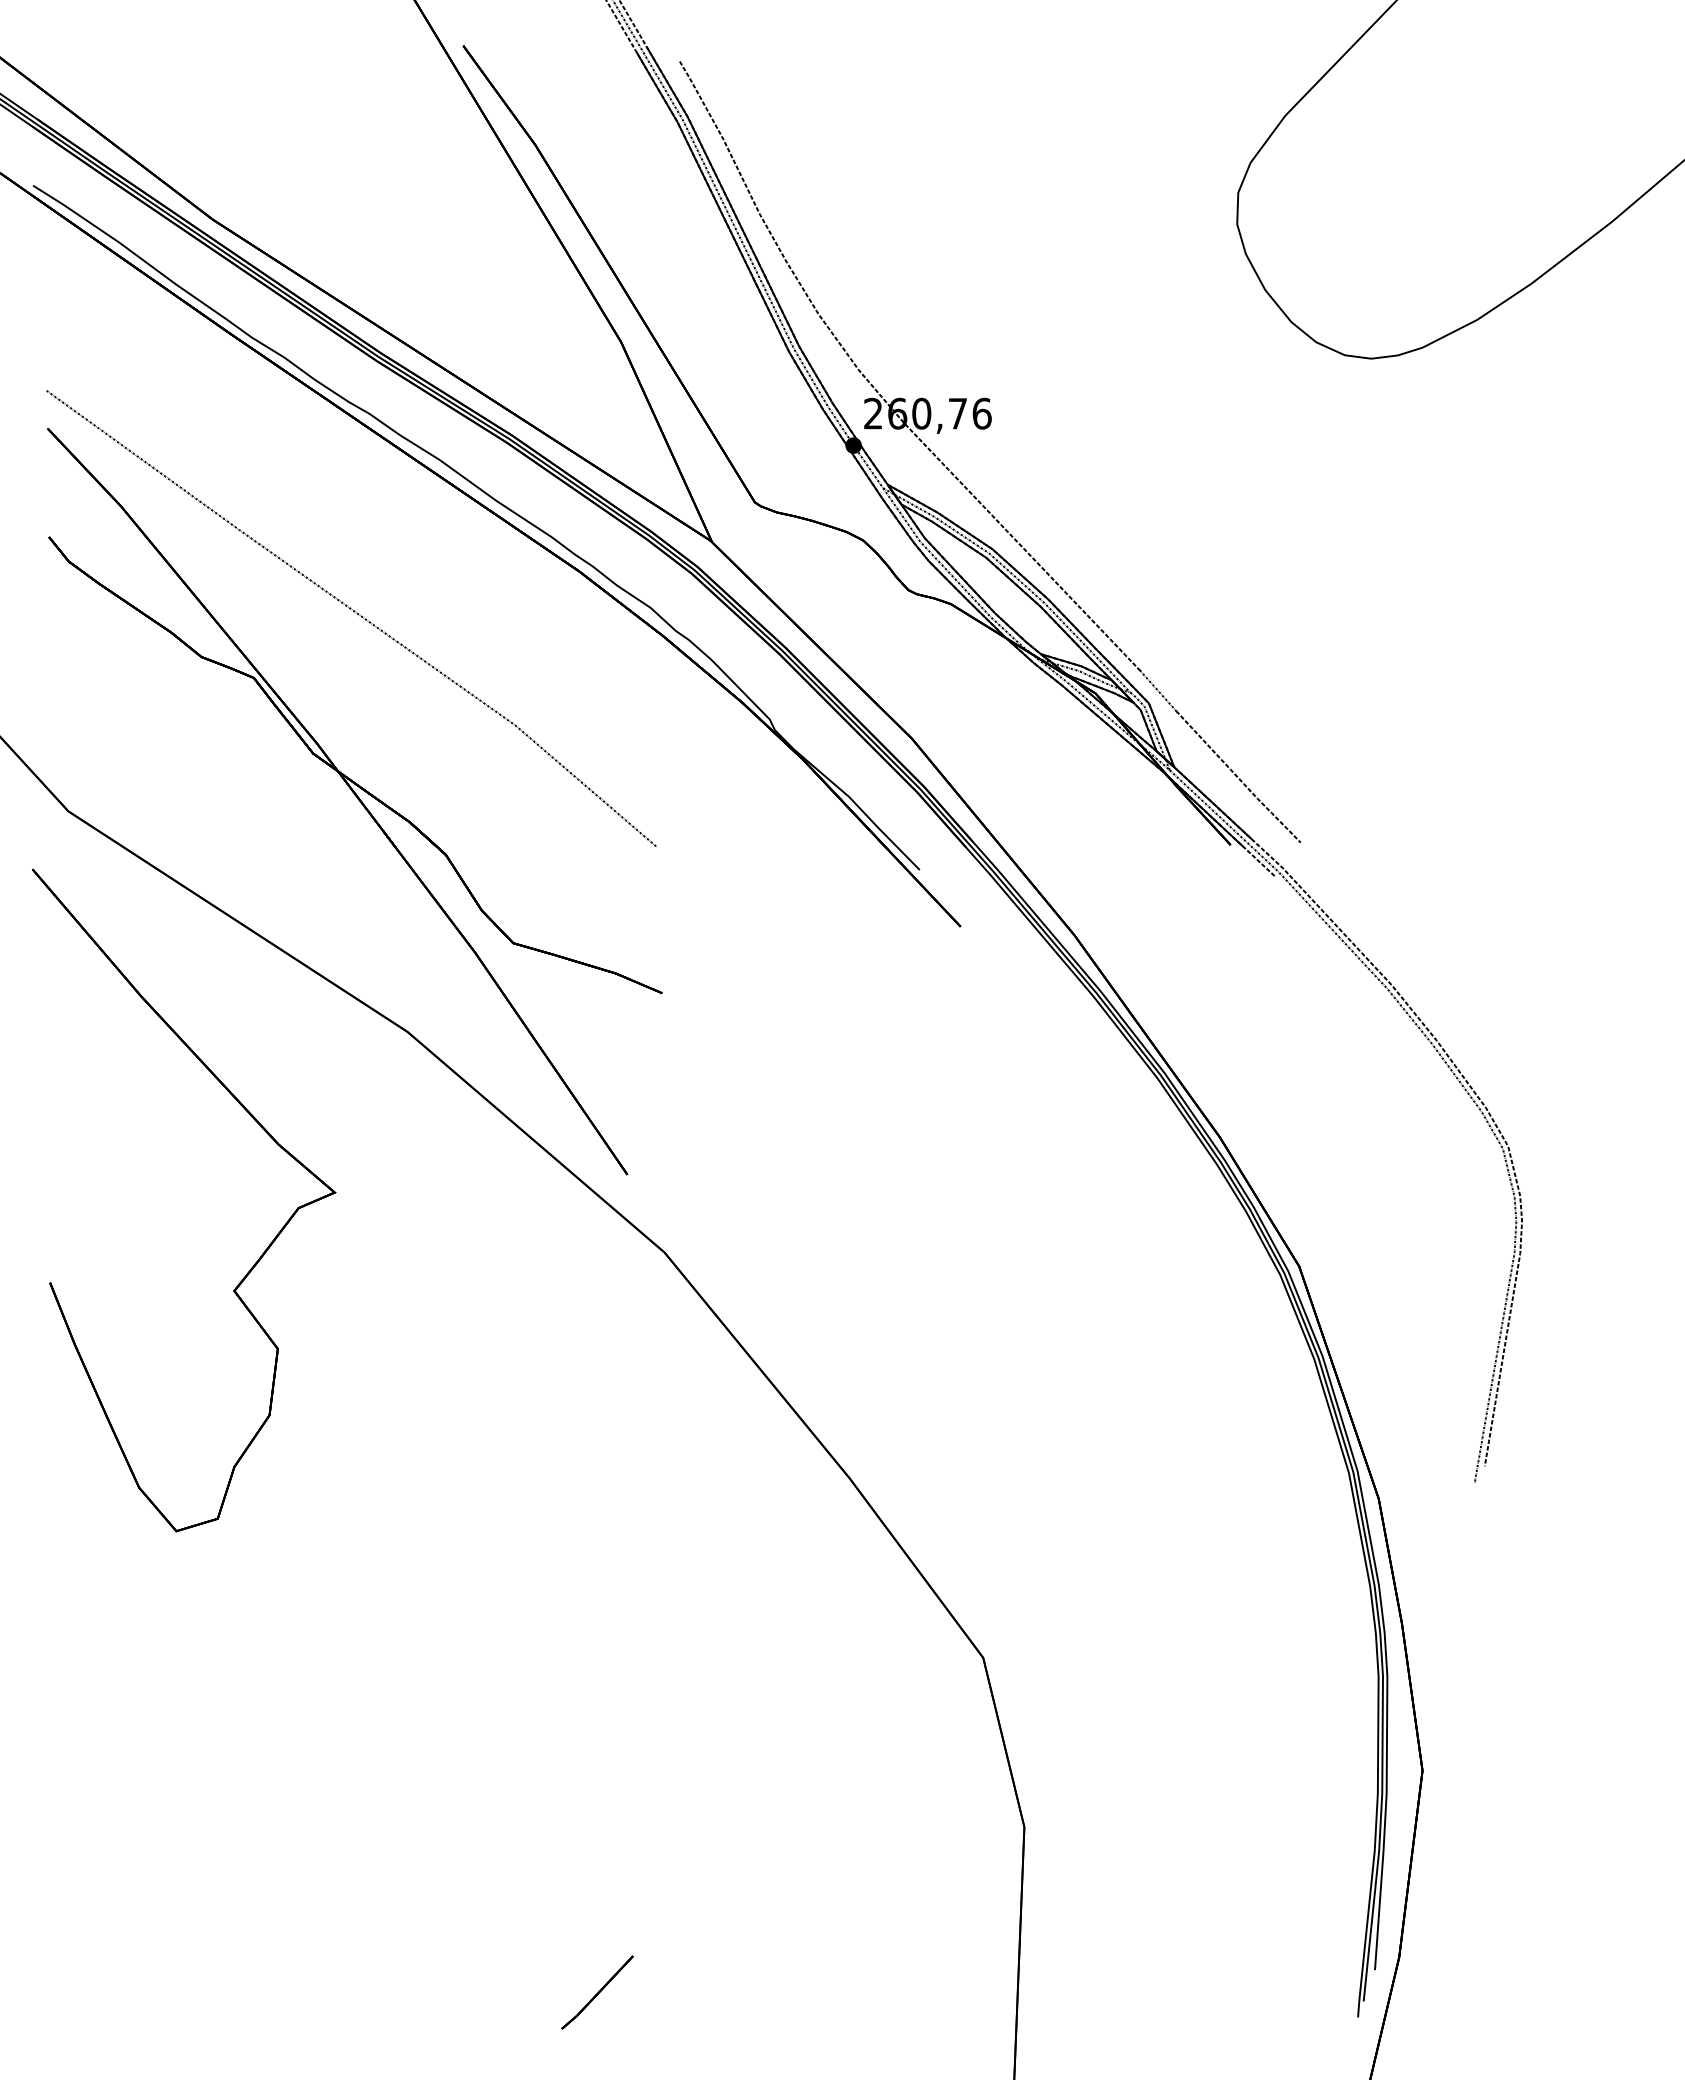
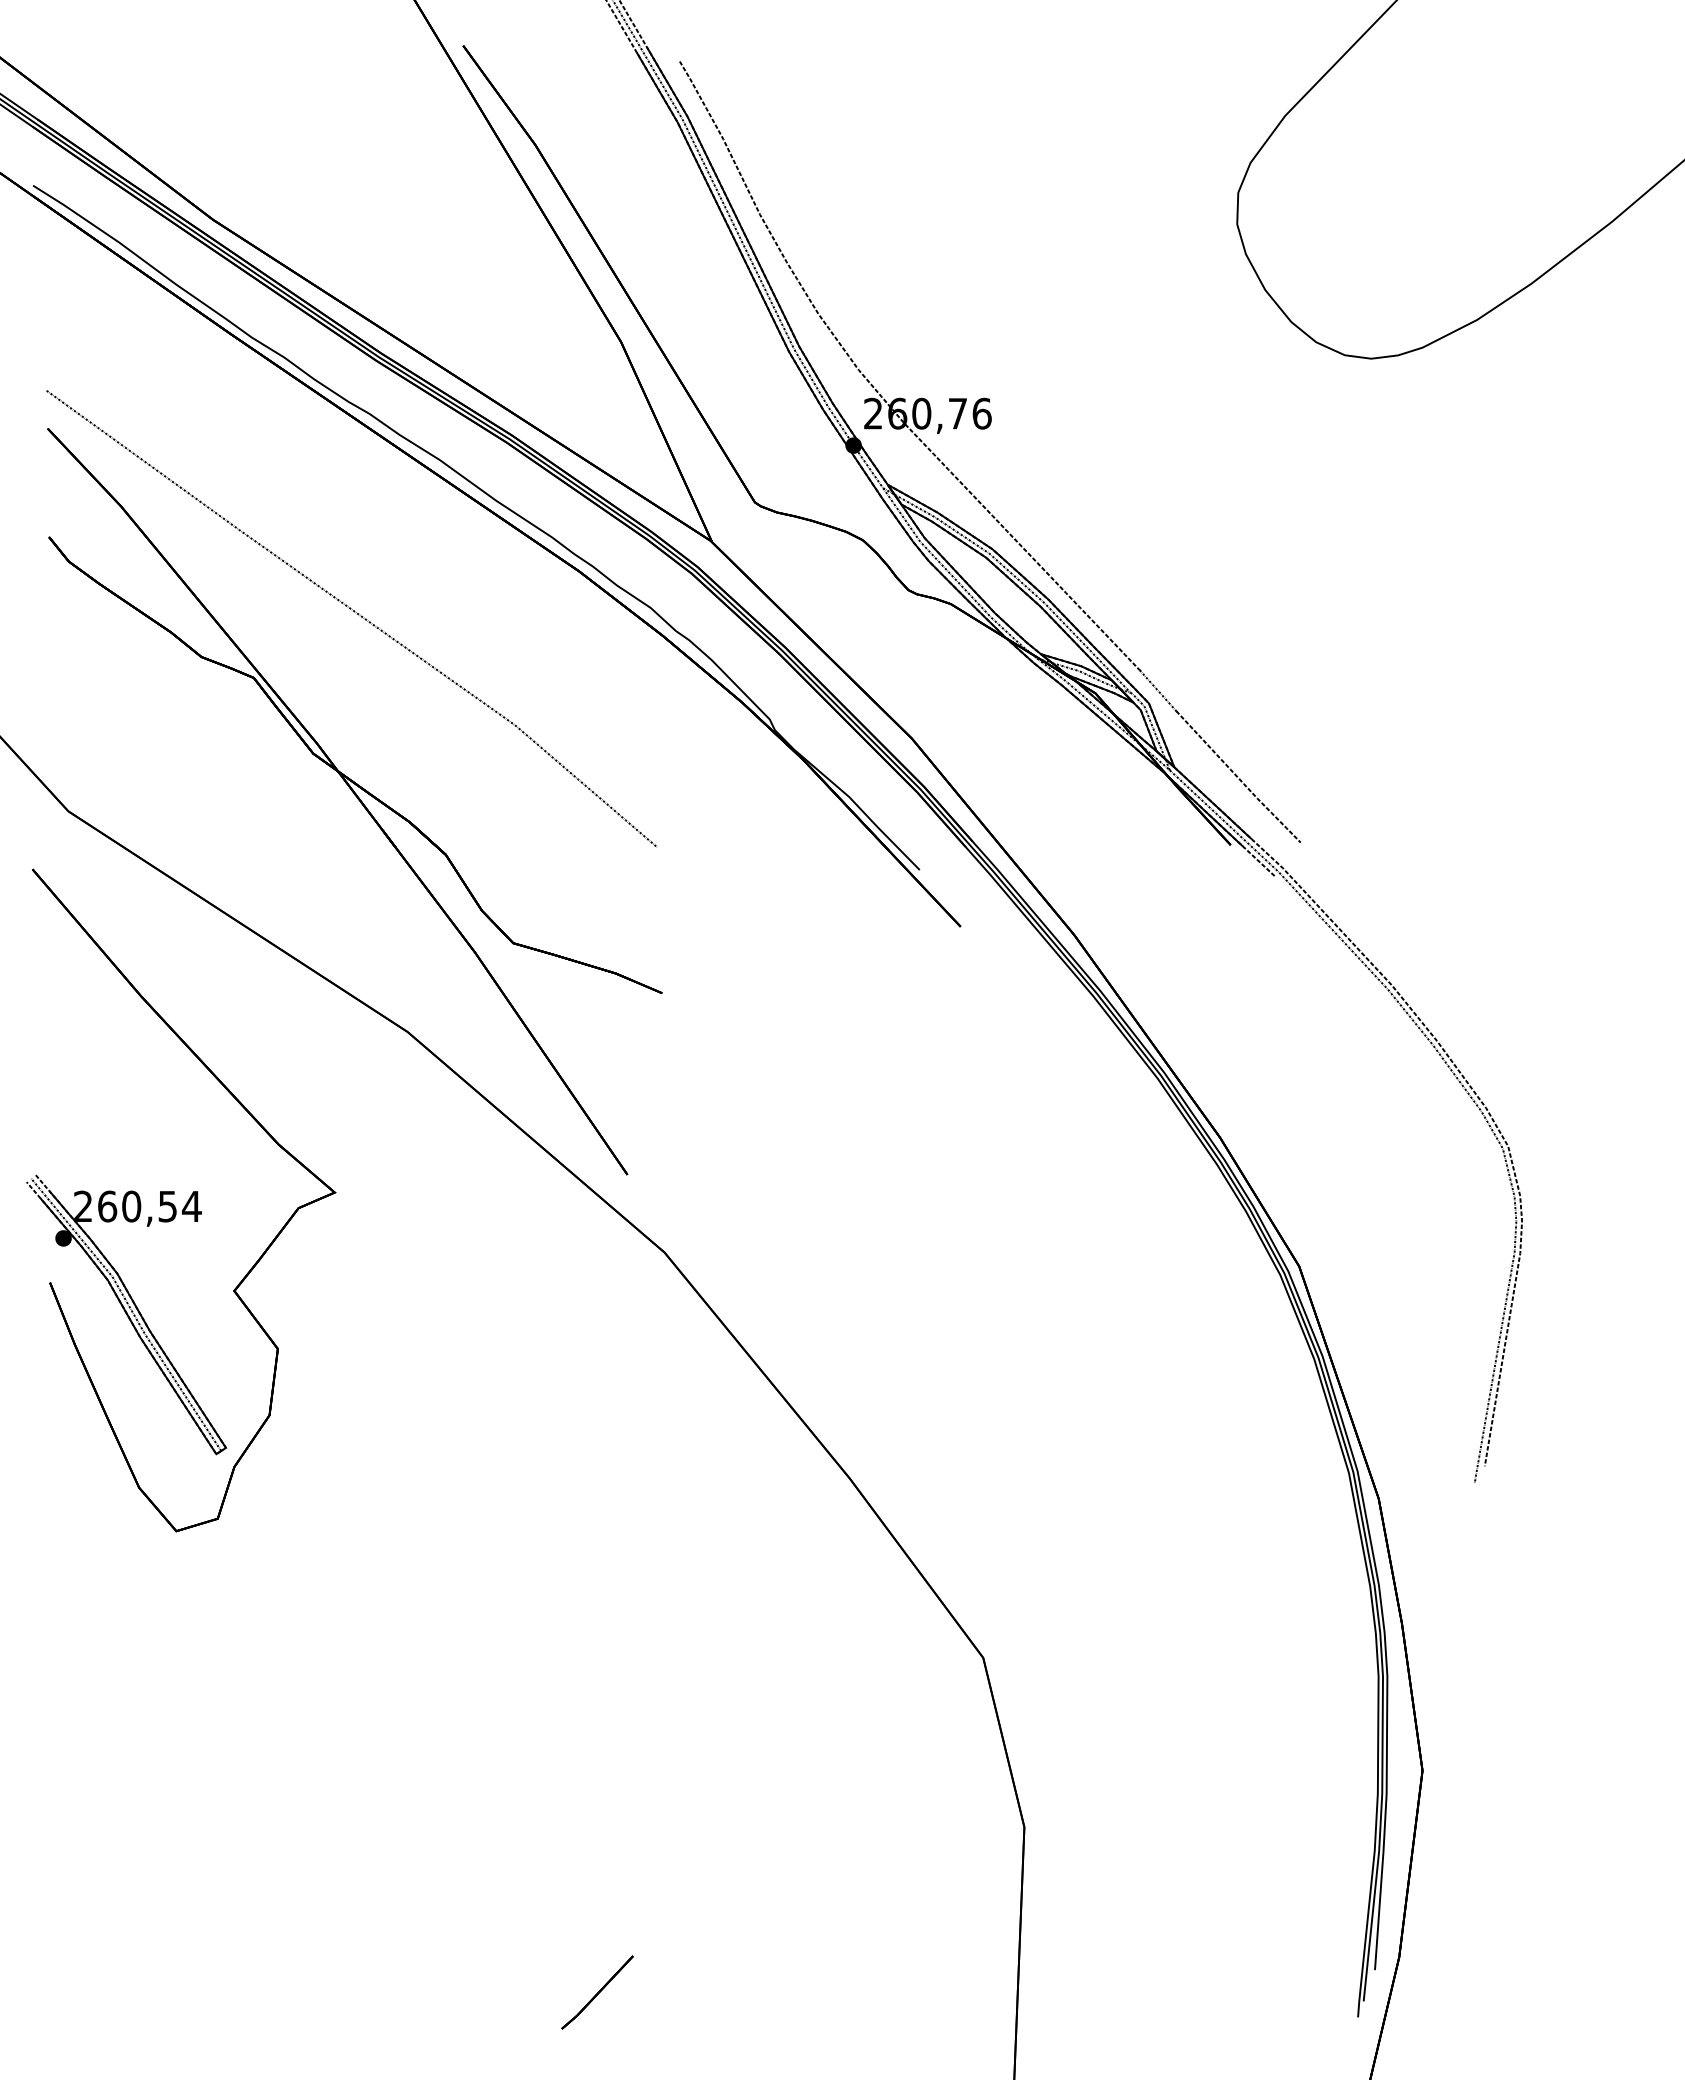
part: none -> present (126, 1314)
